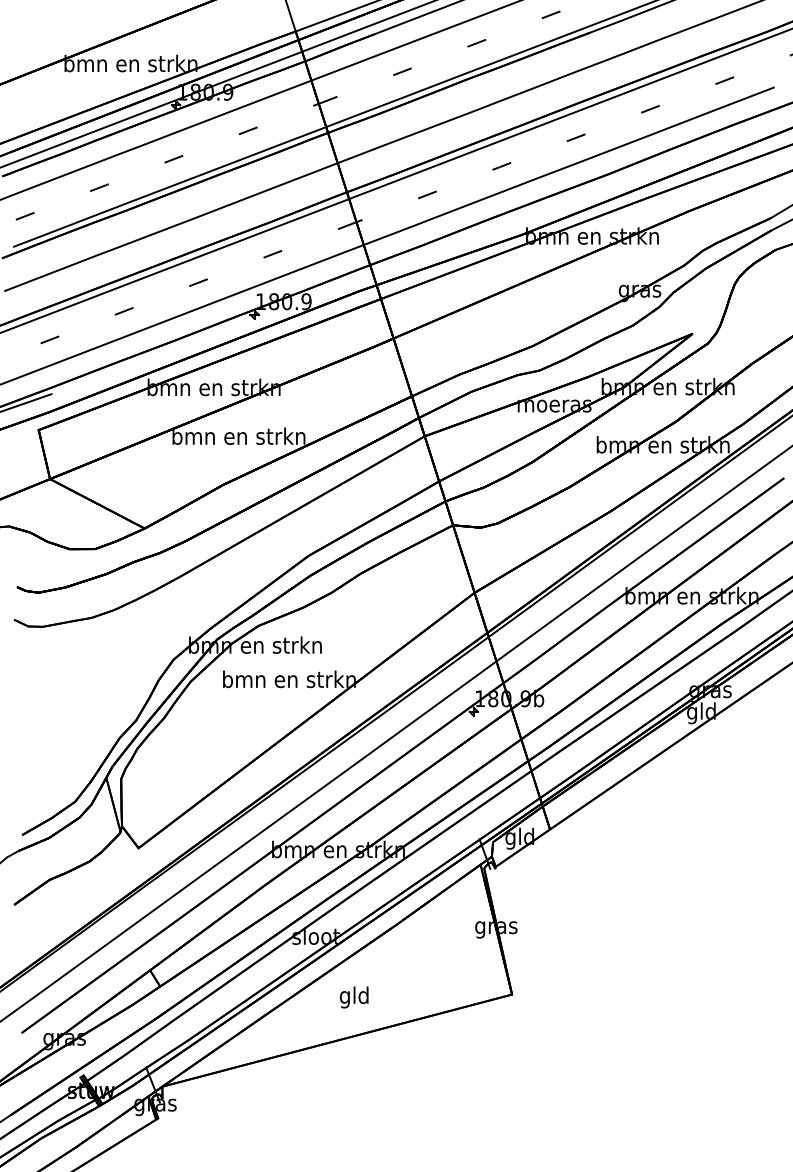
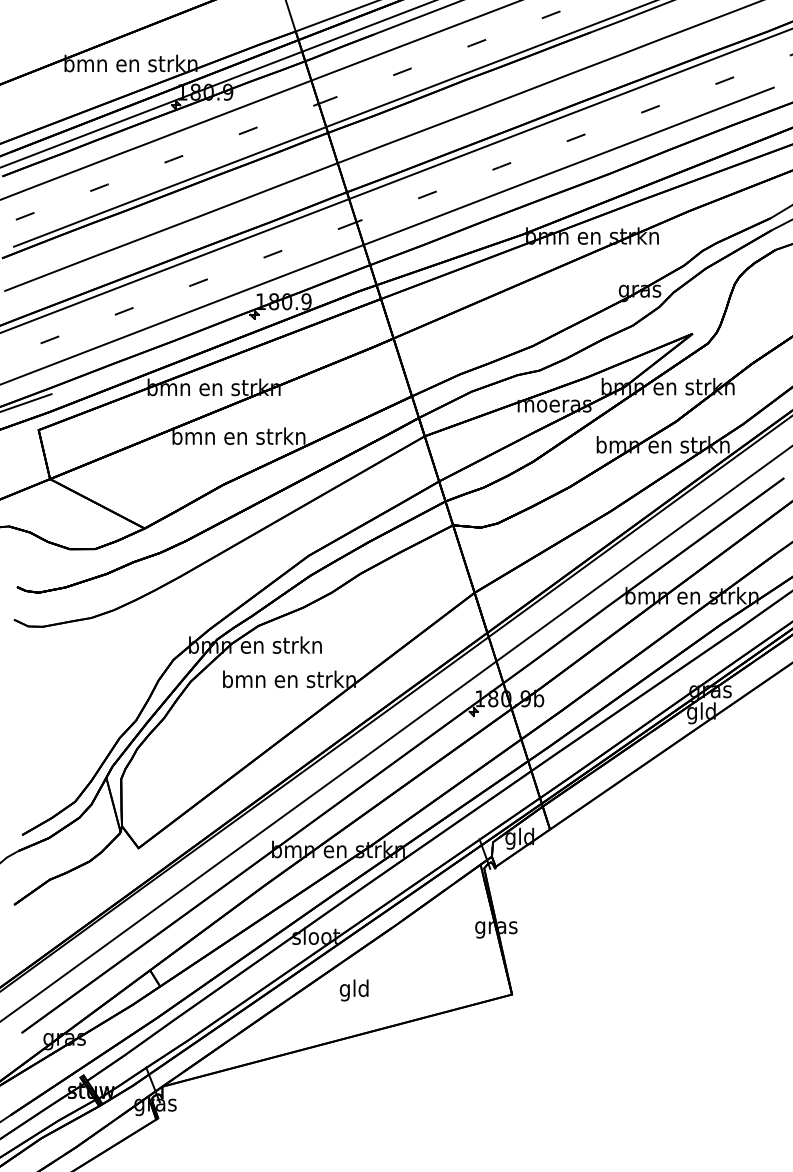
text position: (353, 997) -> (353, 990) (353, 990)
